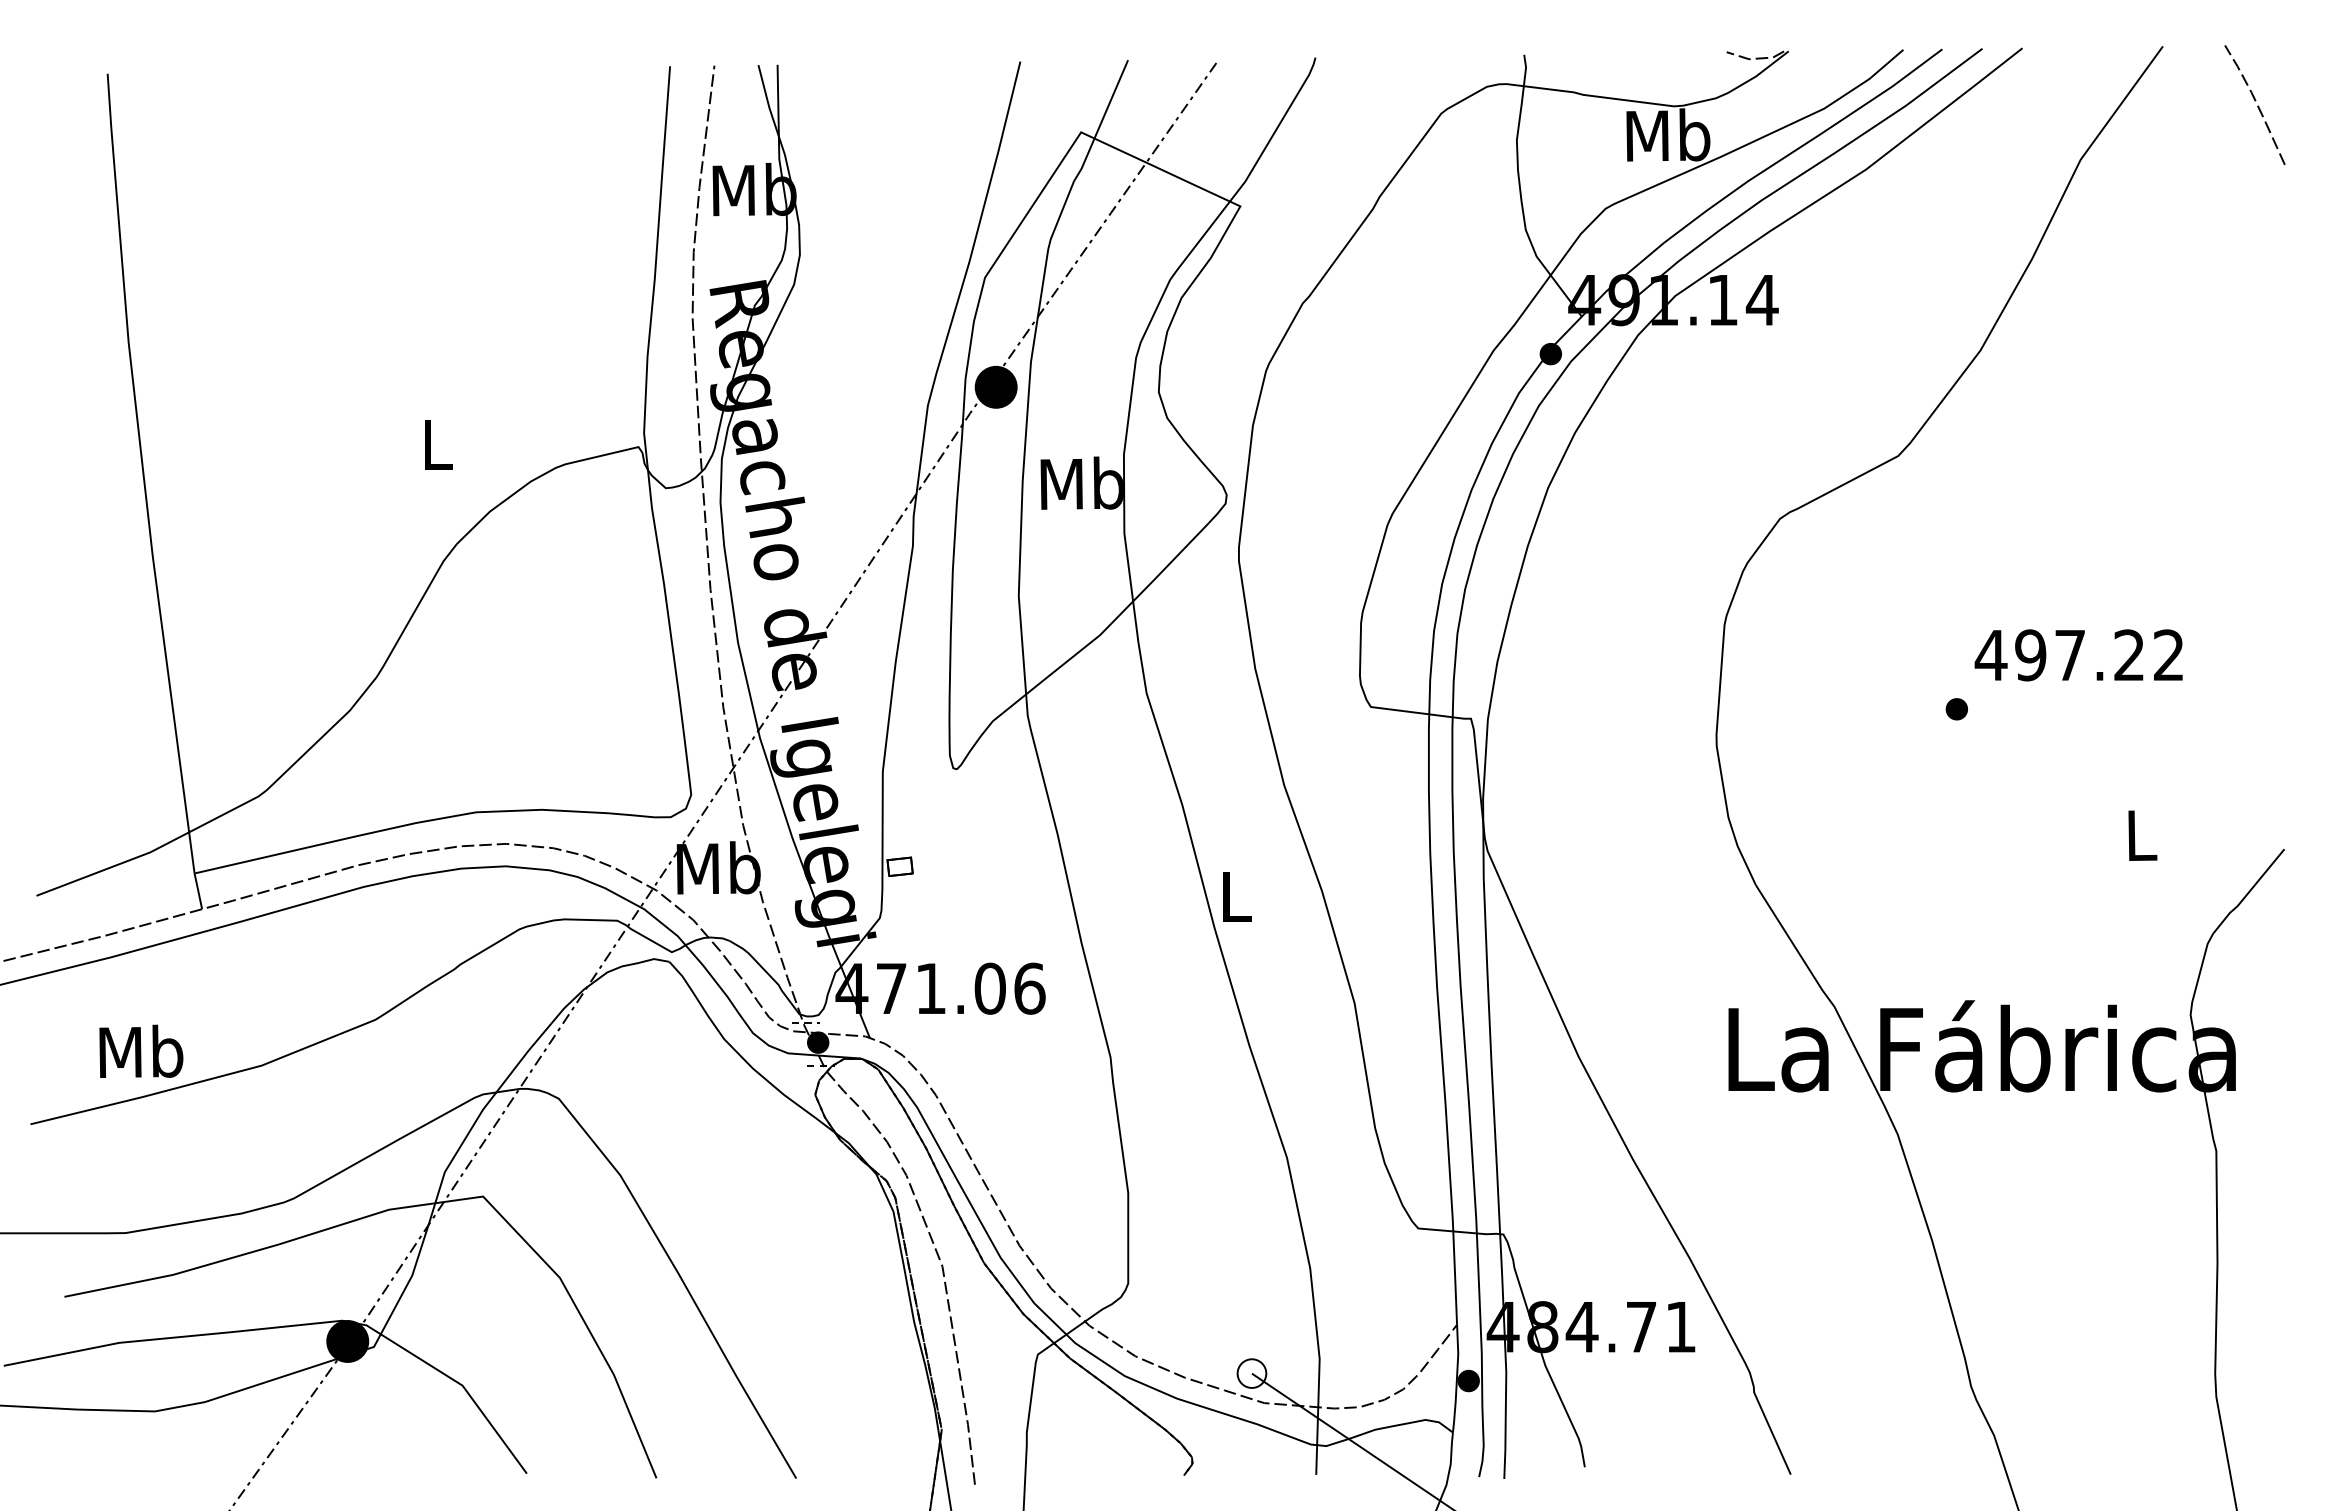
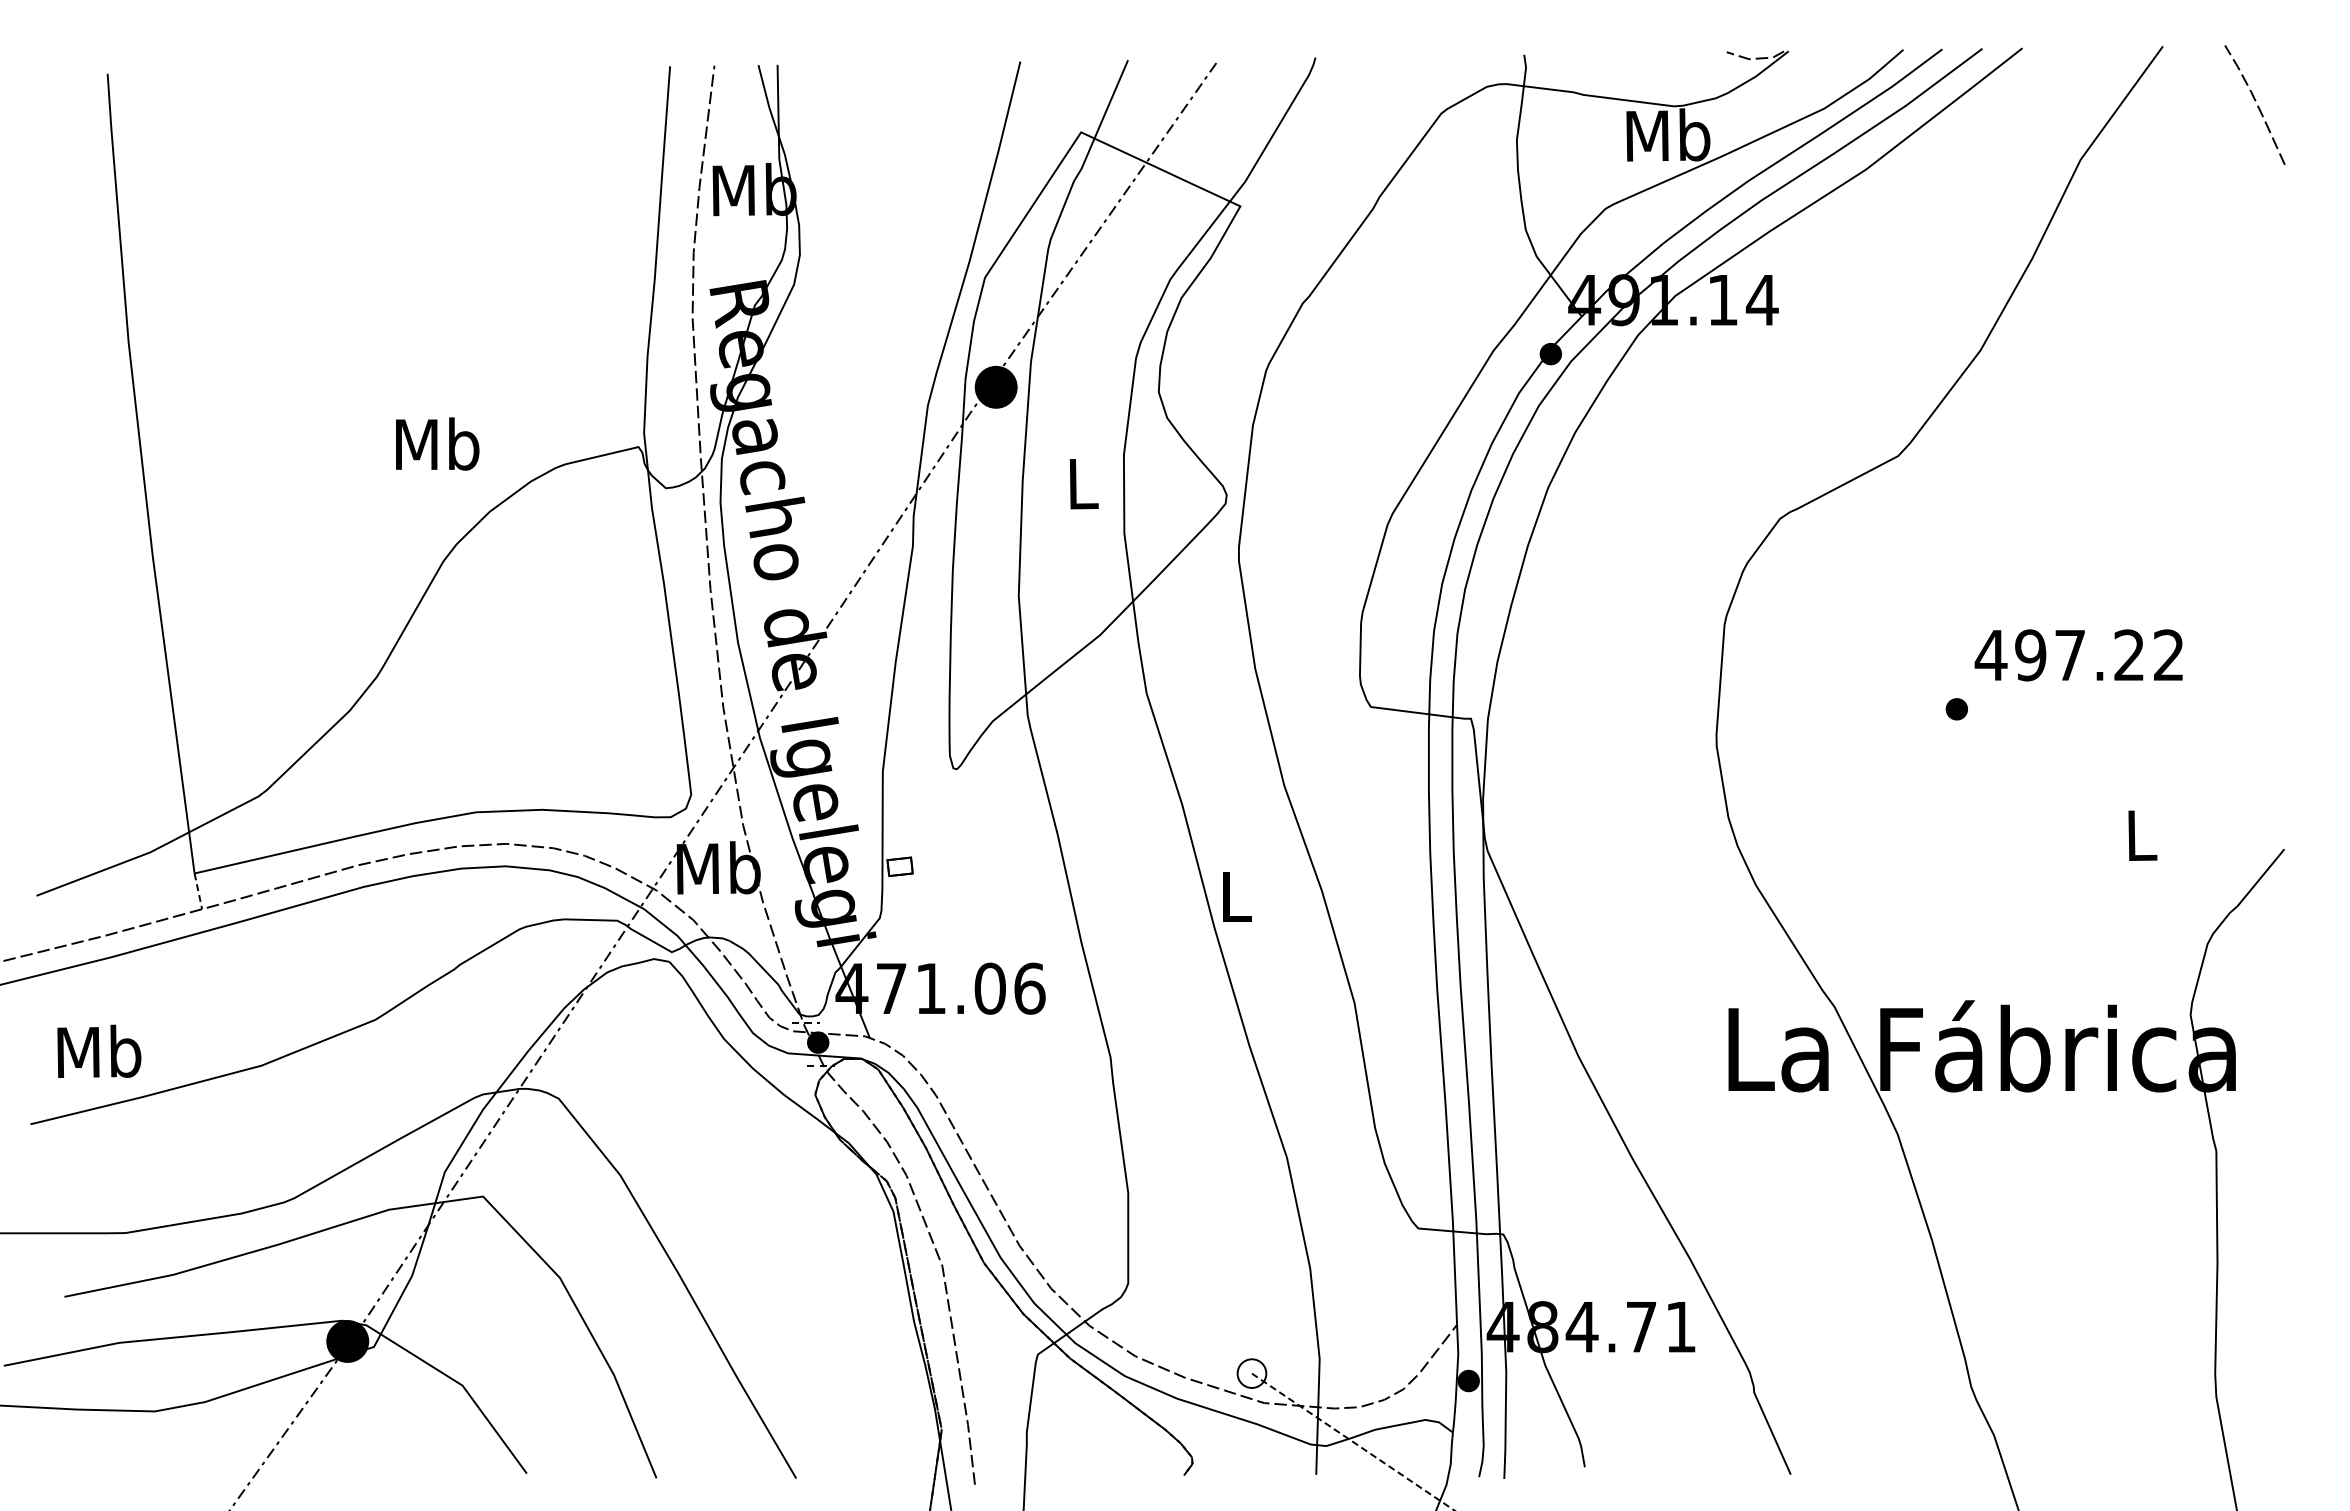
text: L -> Mb (437, 443)
text: Mb -> L (1081, 482)
line: solid -> dashed (198, 891)
text position: (141, 1050) -> (99, 1050) (99, 1050)
line: solid -> dashed (1353, 1442)
